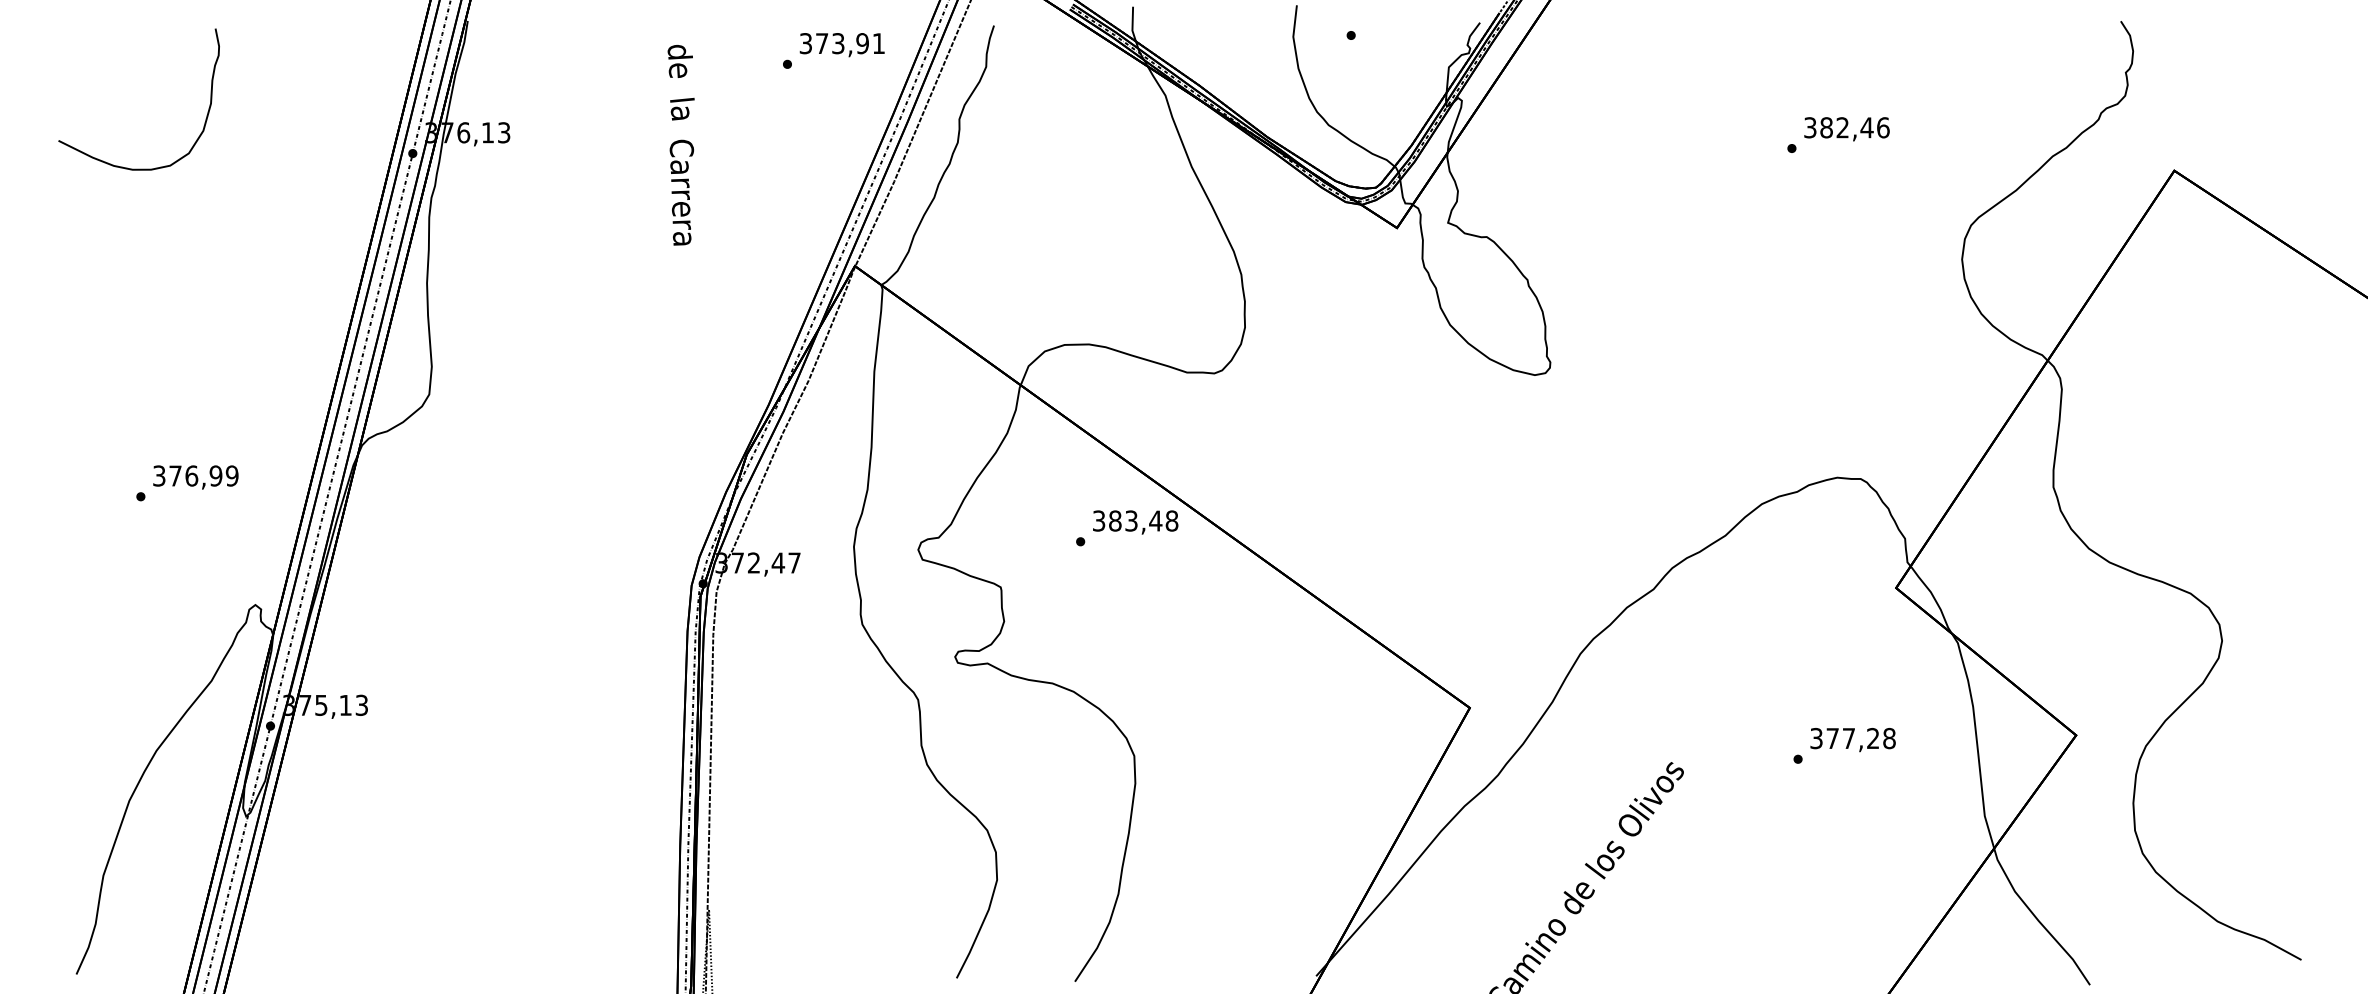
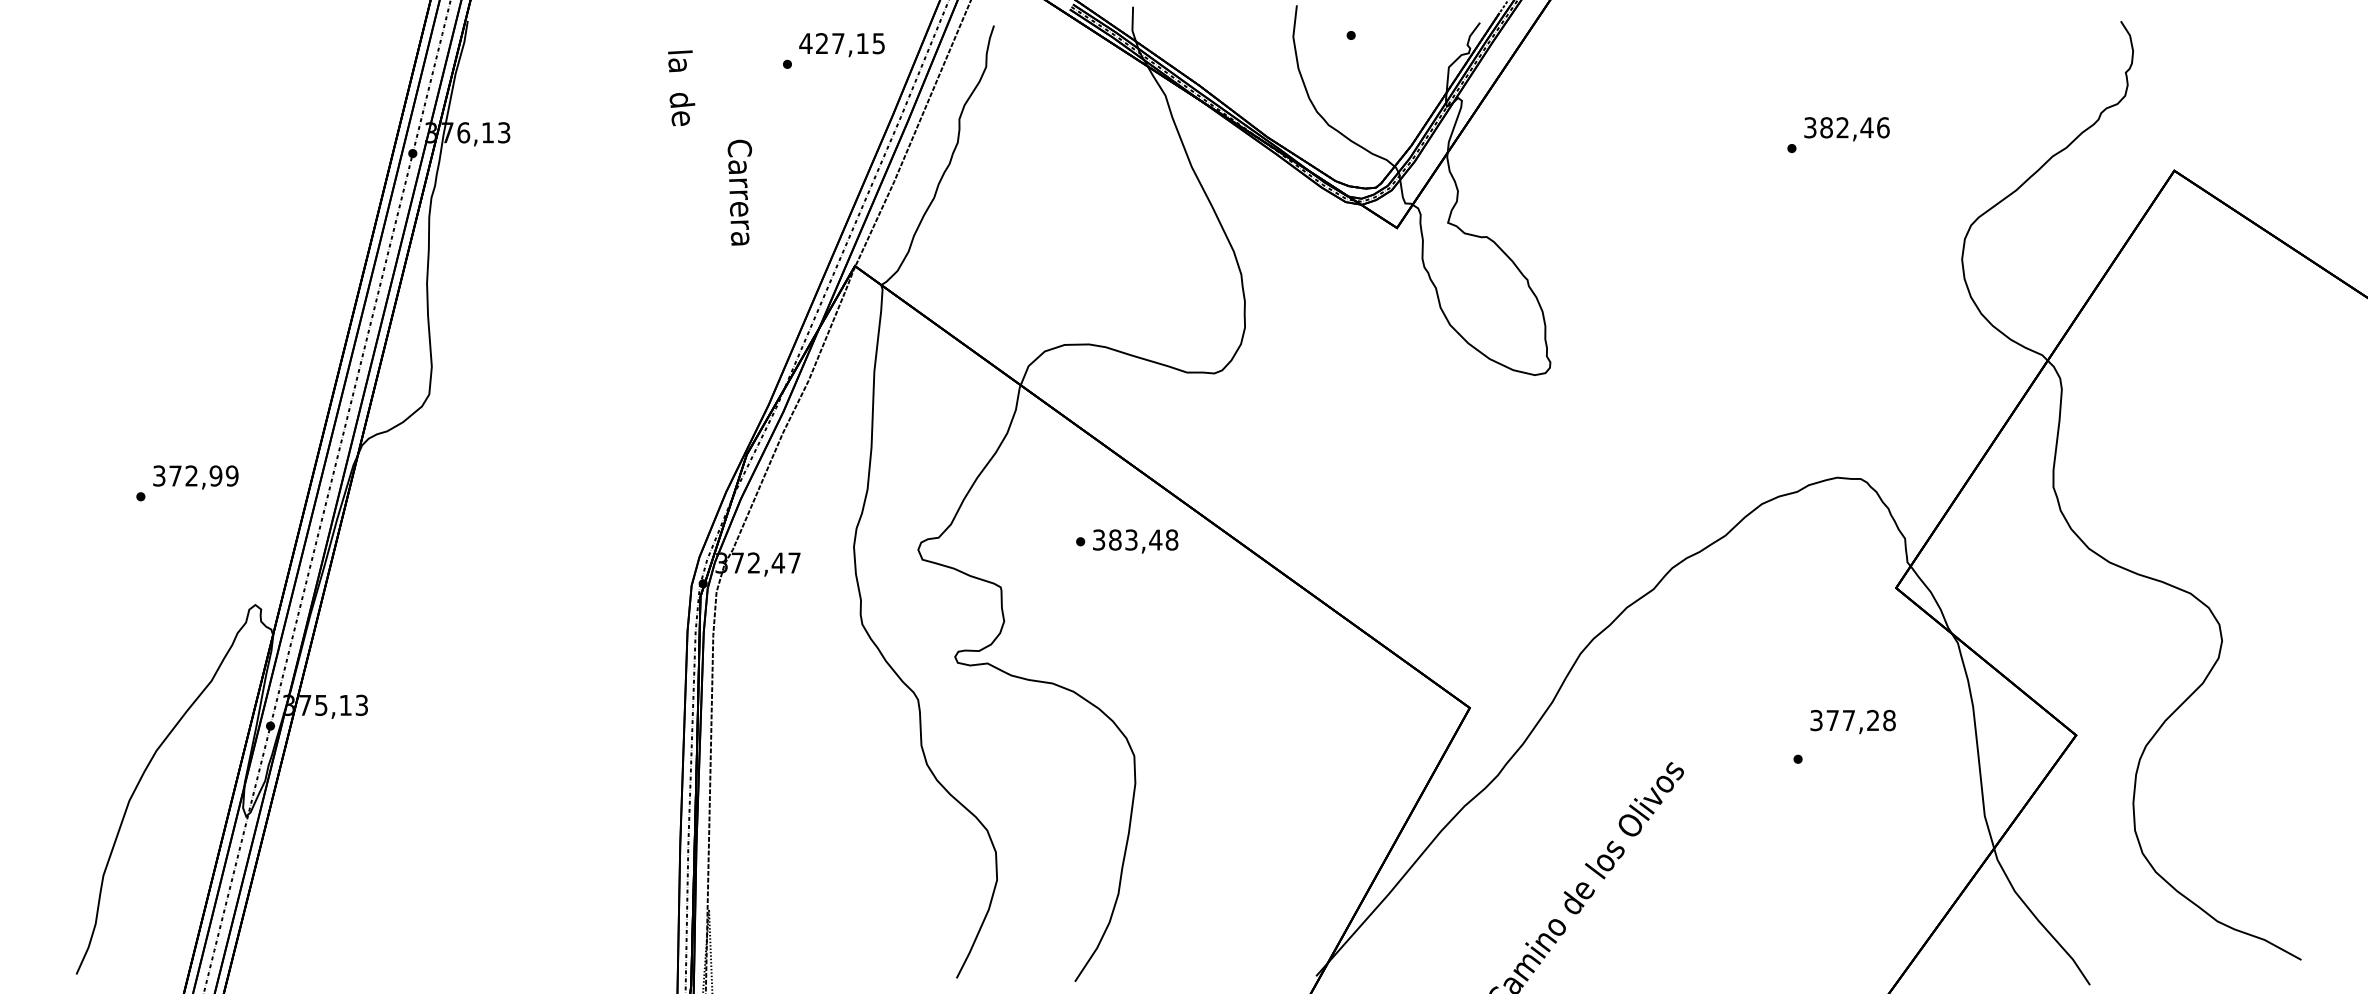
text: 373,91 -> 427,15 (841, 43)
text: de -> la (679, 60)
text: la -> de (682, 109)
curve: present -> none (122, 166)
text position: (681, 192) -> (739, 192) (739, 192)
text: 376,99 -> 372,99 (191, 475)
text position: (1135, 522) -> (1135, 541) (1135, 541)
text position: (1852, 740) -> (1852, 722) (1852, 722)
